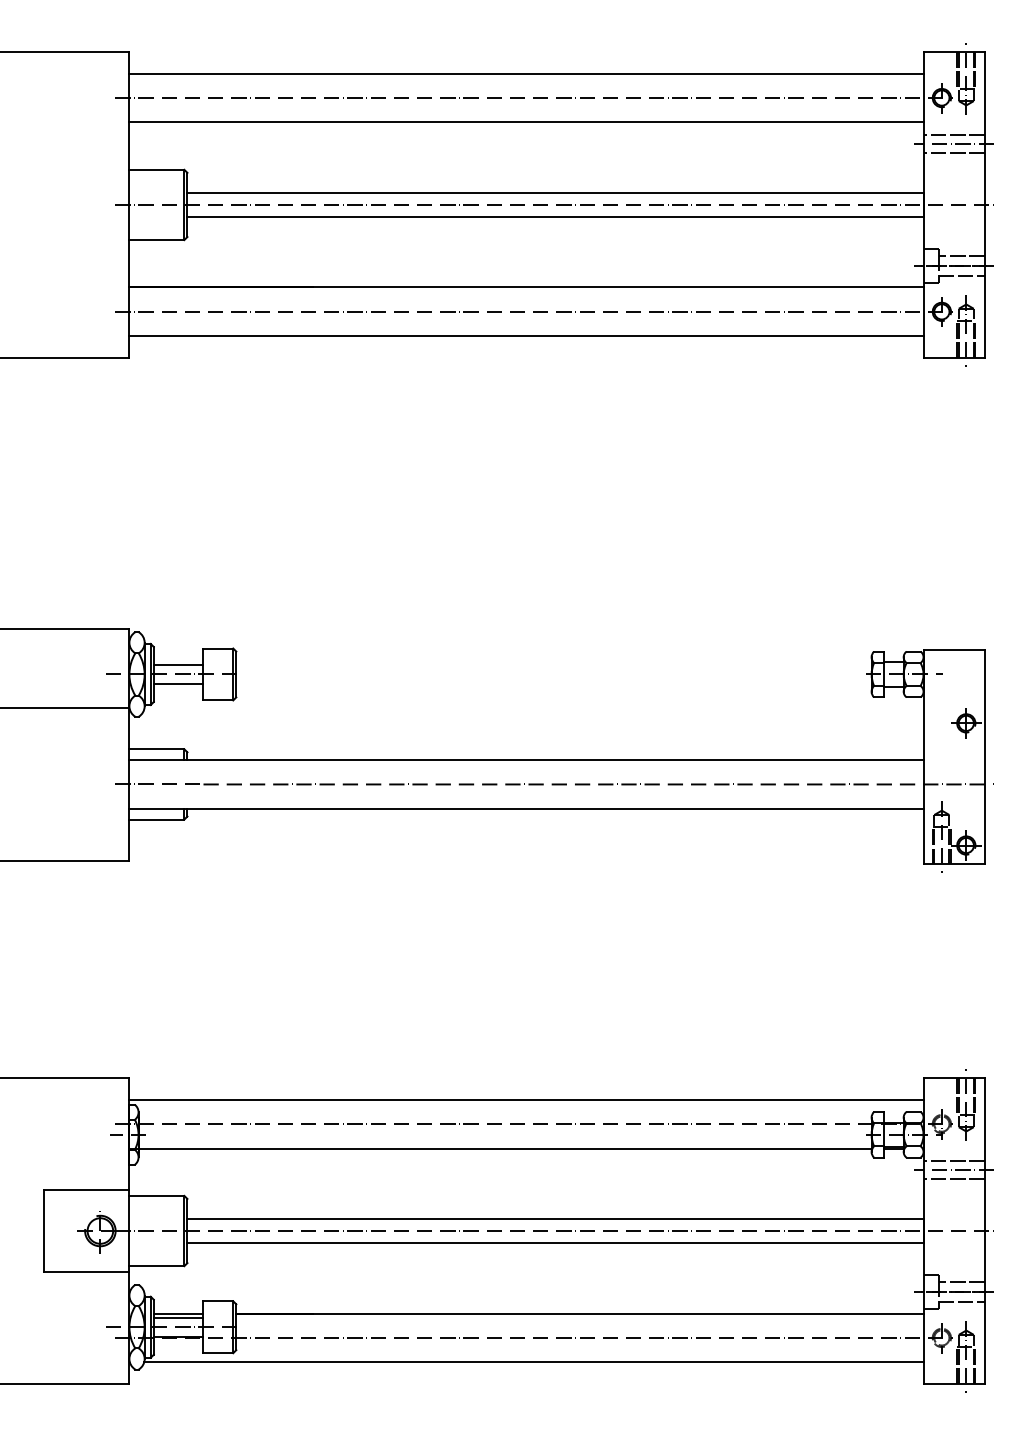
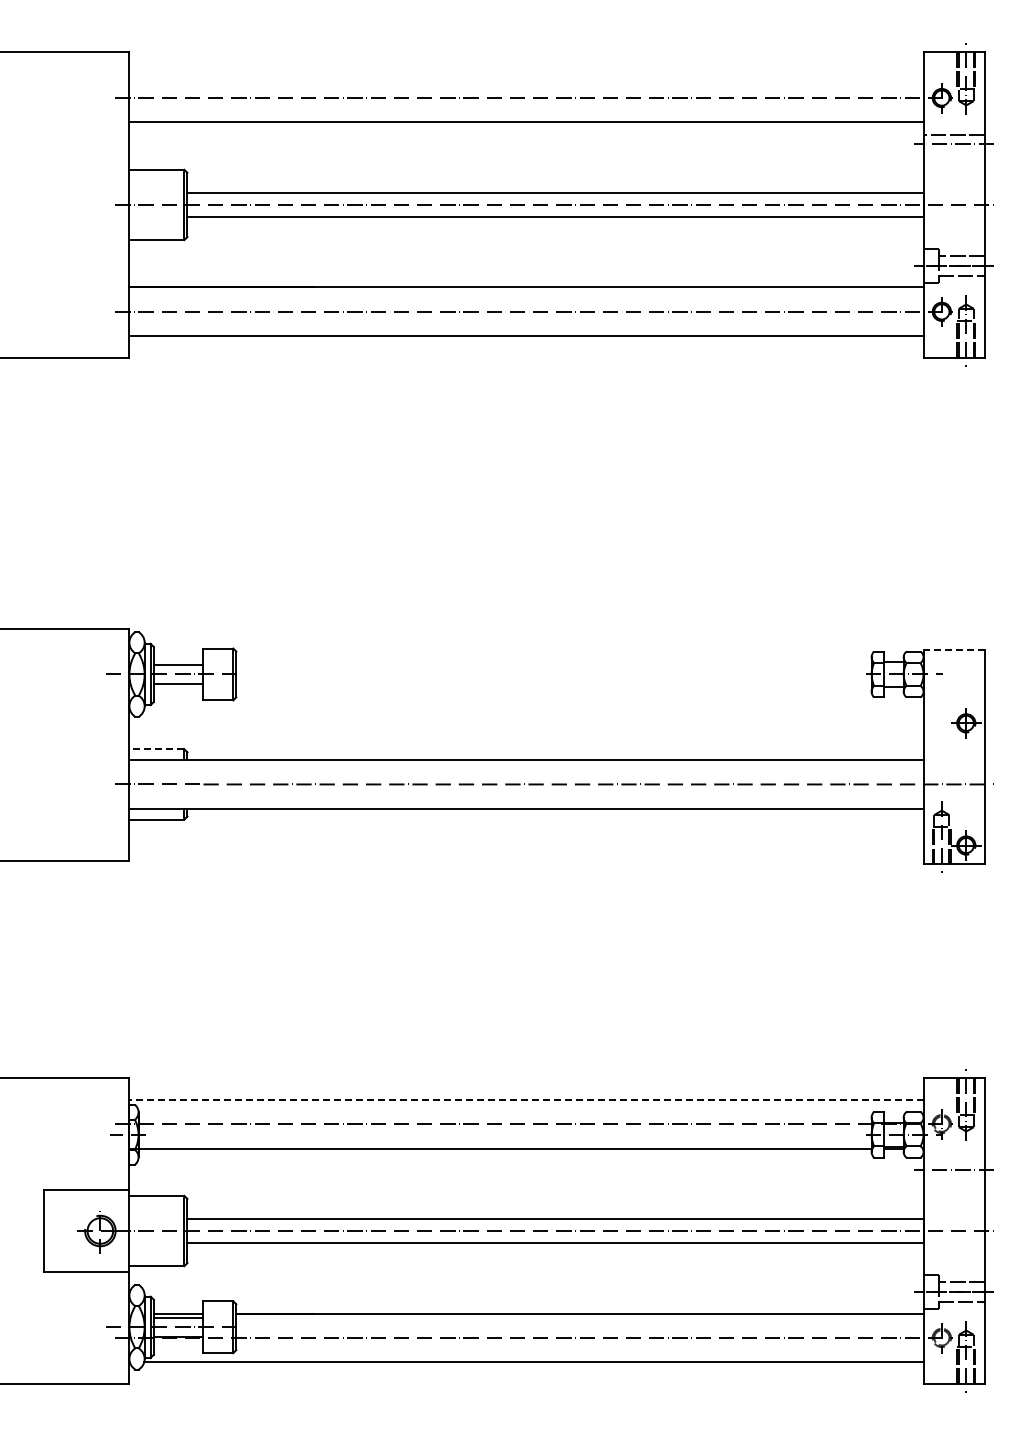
line: present -> none (526, 73)
line: present -> none (953, 153)
line: solid -> dashed (954, 650)
line: present -> none (65, 708)
line: solid -> dashed (156, 749)
line: solid -> dashed (525, 1099)
line: present -> none (953, 1160)
line: present -> none (953, 1179)
